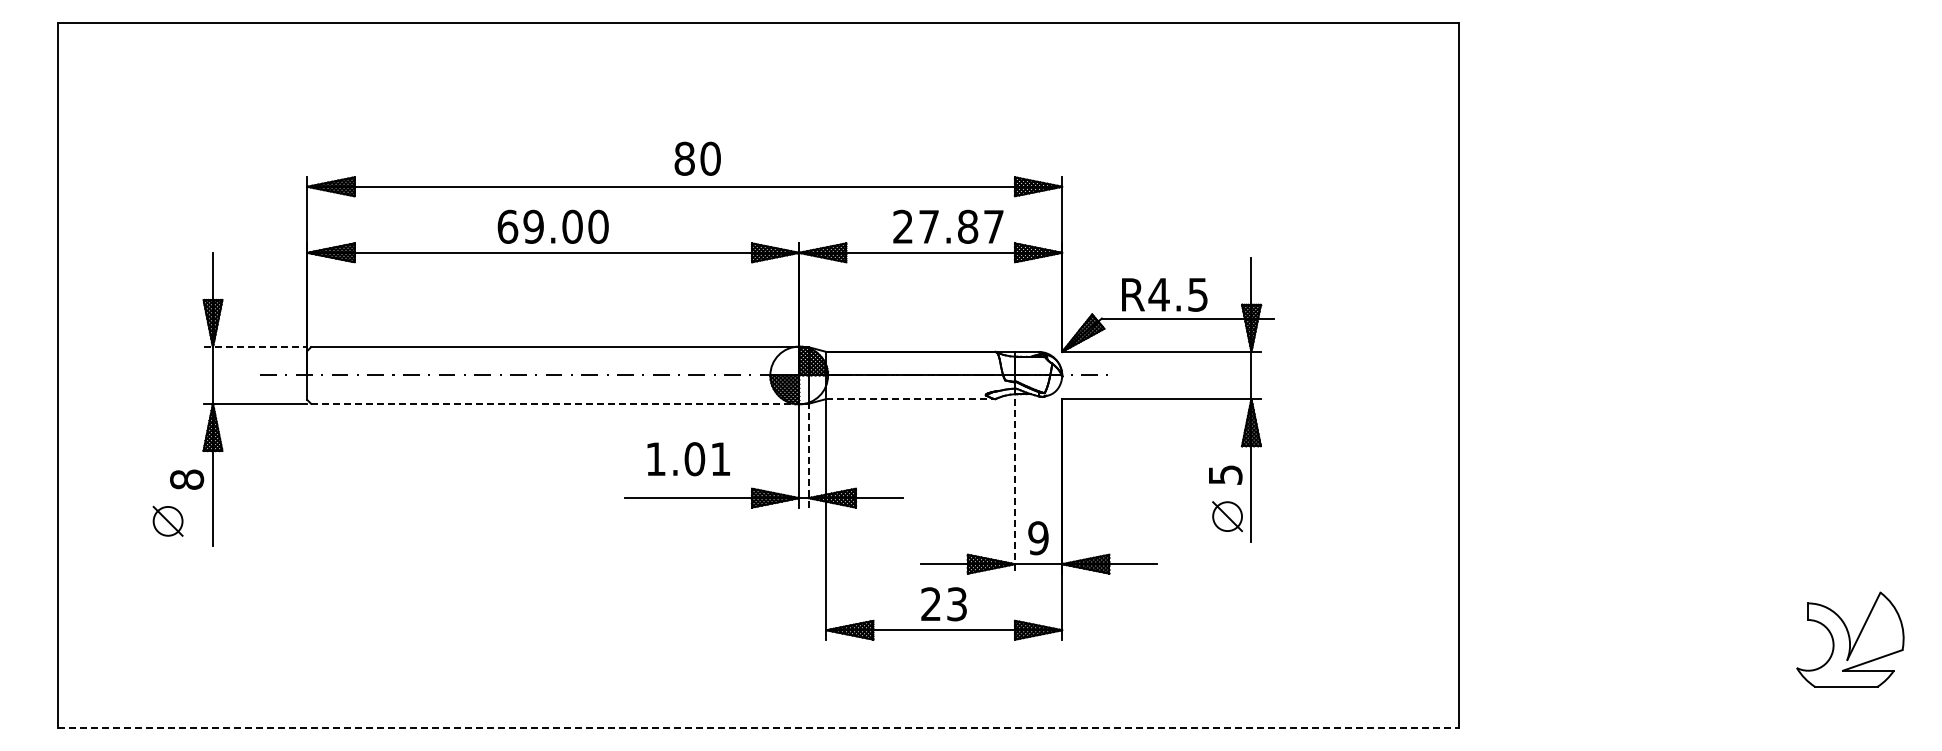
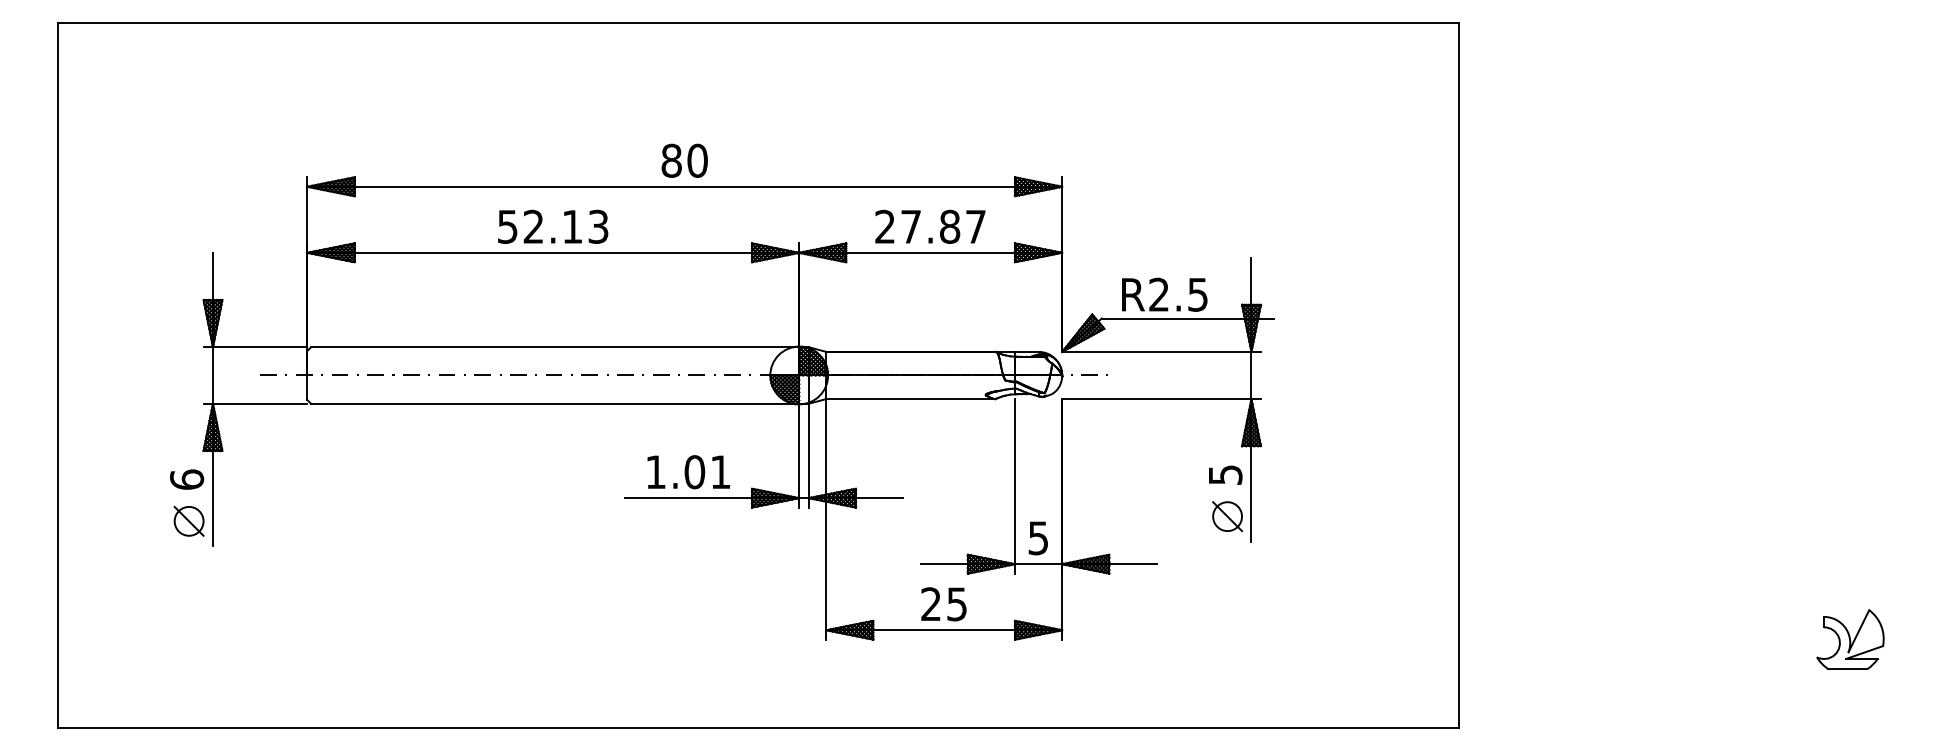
text position: (697, 158) -> (684, 160) (684, 160)
text: 69.00 -> 52.13 (552, 226)
text position: (948, 226) -> (930, 226) (930, 226)
text: R4.5 -> R2.5 (1158, 294)
line: dashed -> solid (255, 347)
line: dashed -> solid (911, 399)
line: dashed -> solid (555, 403)
line: dashed -> solid (808, 455)
text position: (688, 459) -> (688, 472) (688, 472)
text: 8 -> 6 (186, 479)
line: dashed -> solid (1015, 486)
part position: (167, 520) -> (188, 520) (188, 520)
text: 9 -> 5 (1038, 538)
text: 23 -> 25 (957, 603)
part size: 109x97 px -> 69x61 px (1850, 639)
line: dashed -> solid (758, 728)
